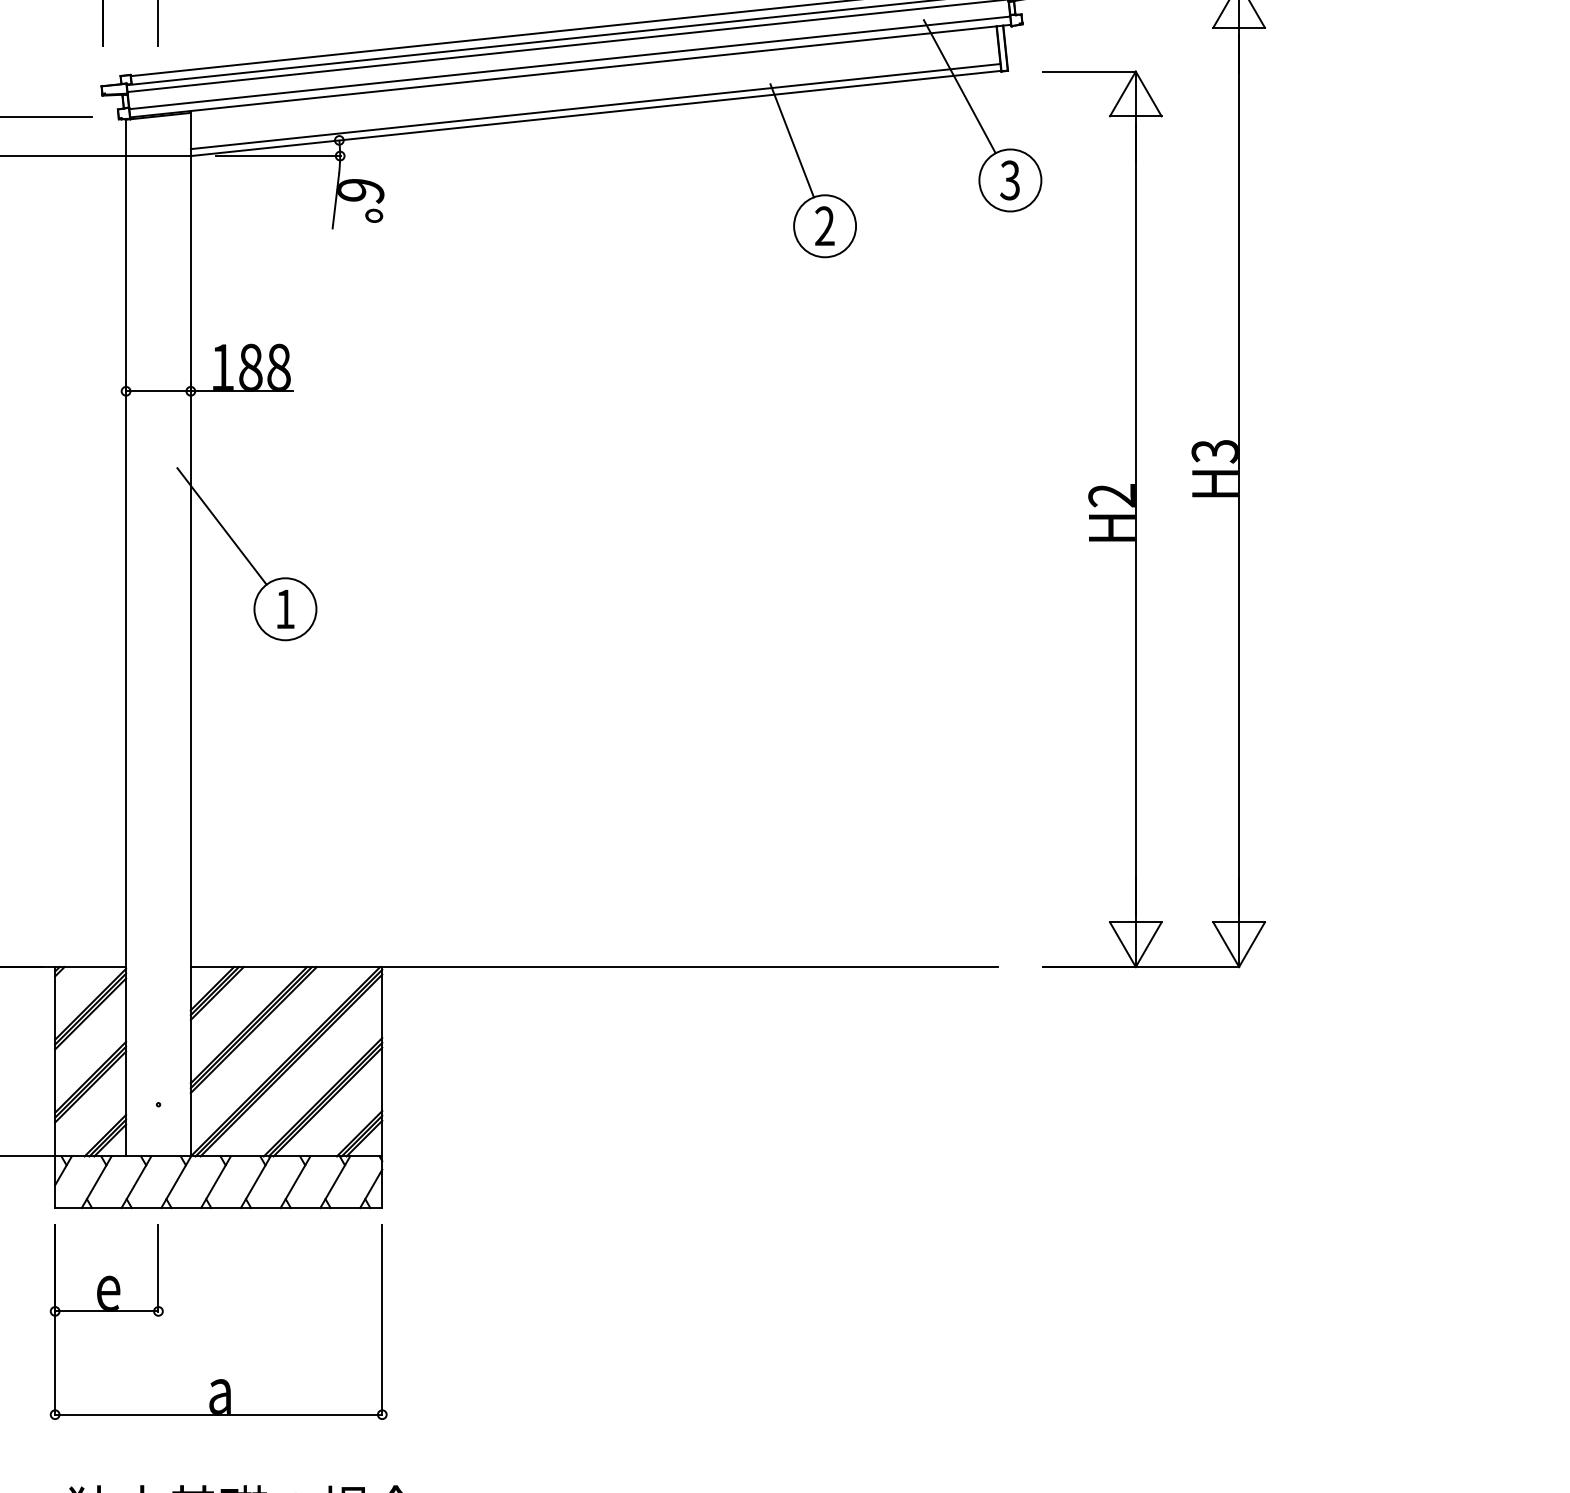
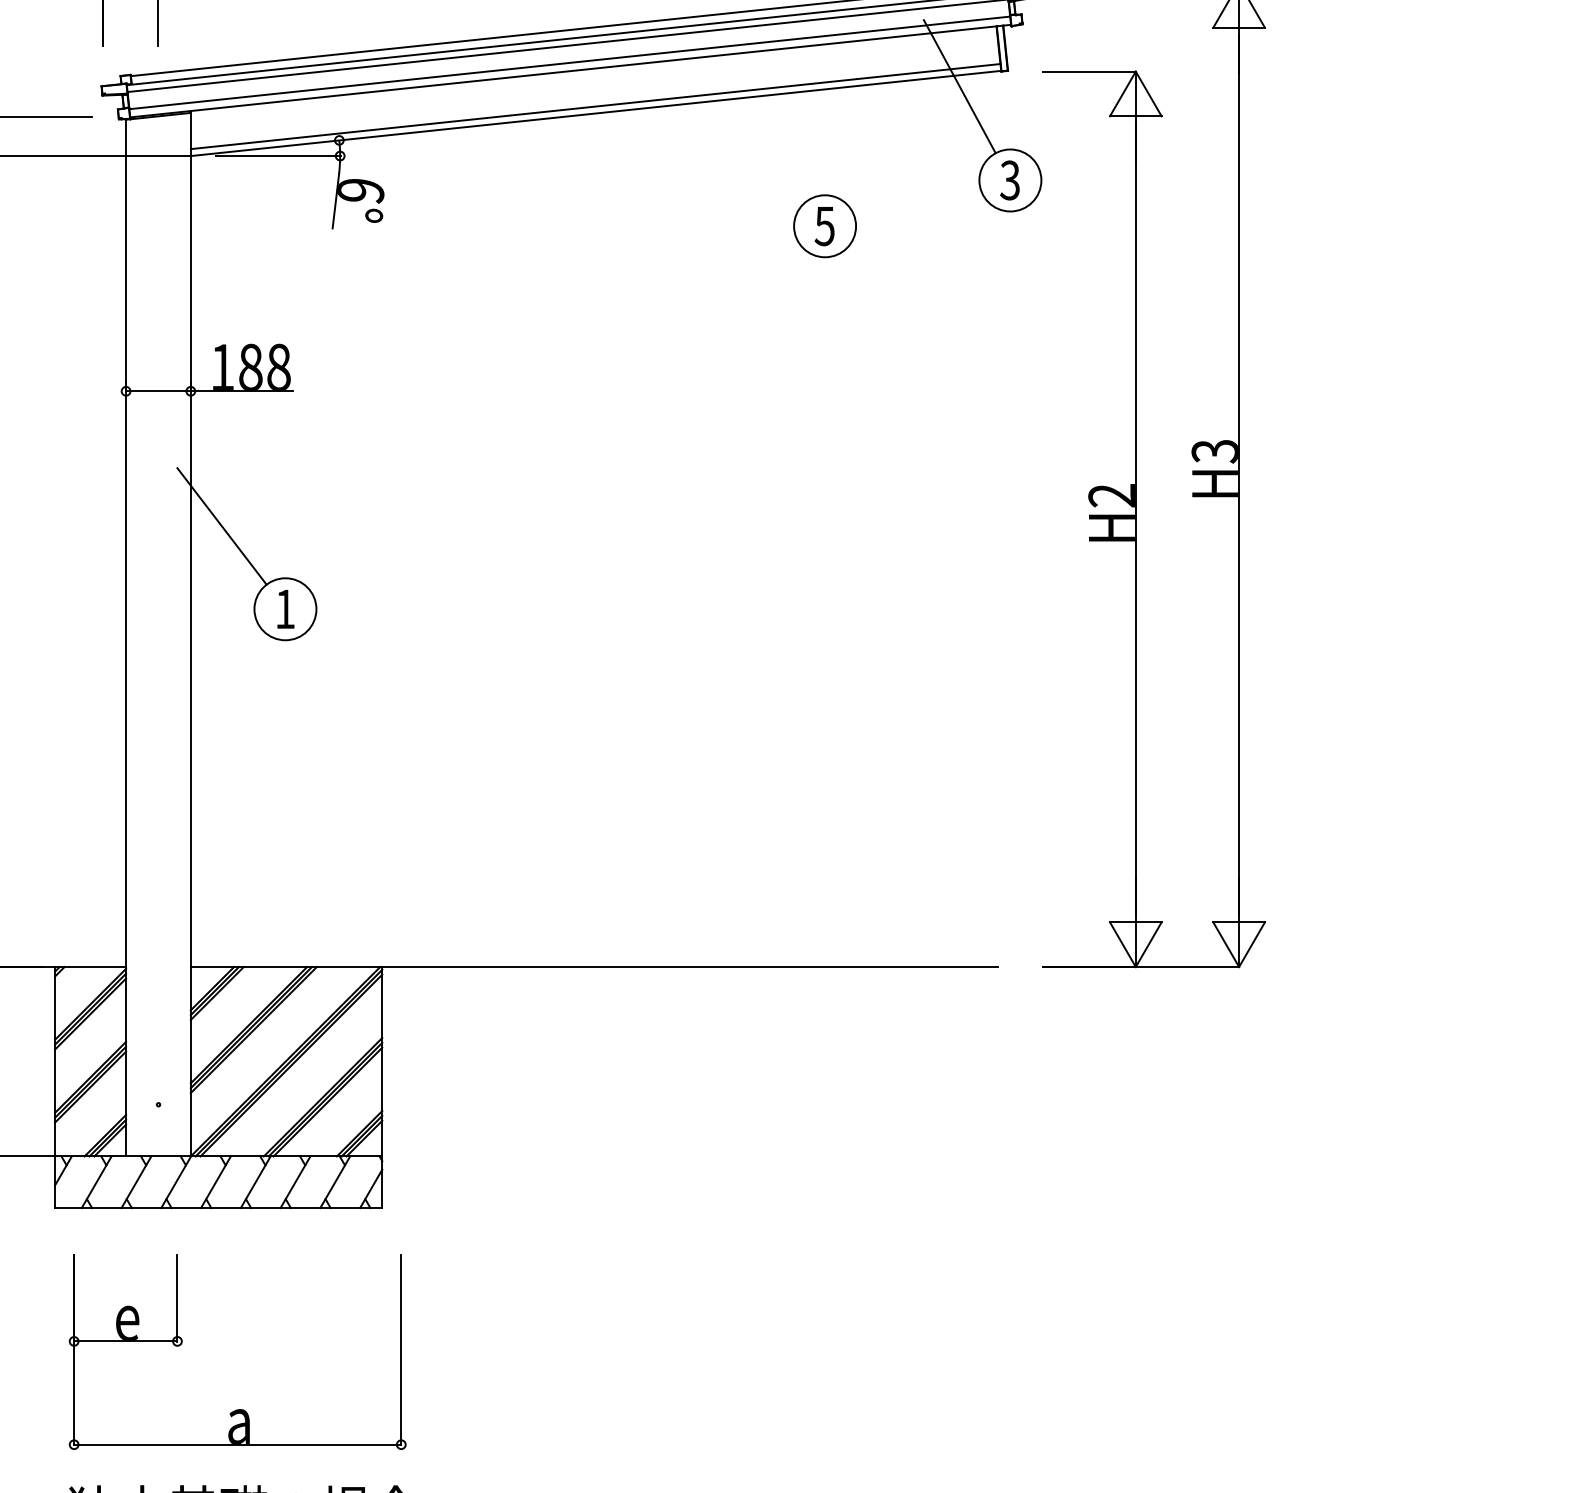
line: present -> none (791, 140)
text: 2 -> 5 (824, 226)
part position: (163, 1313) -> (182, 1343) (182, 1343)
